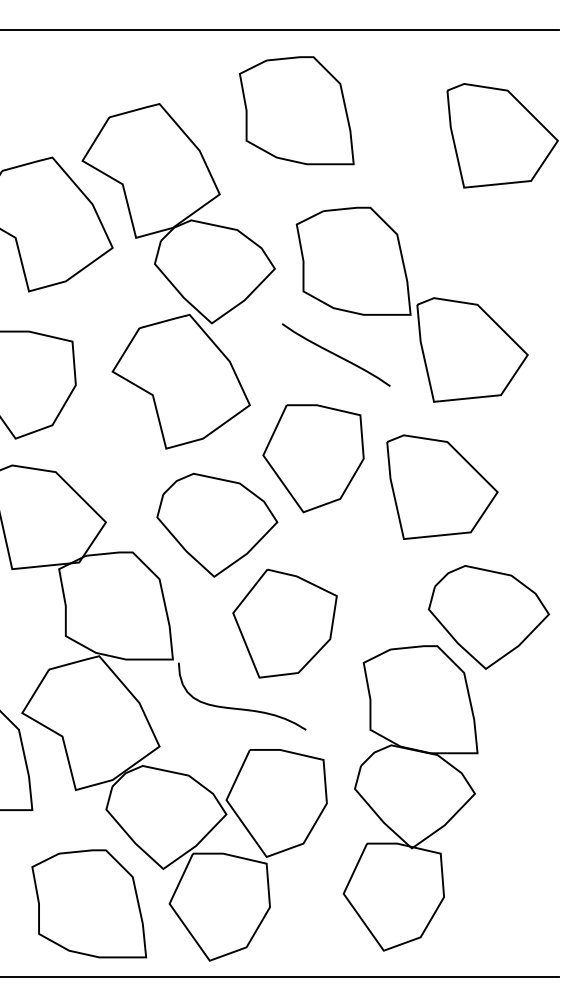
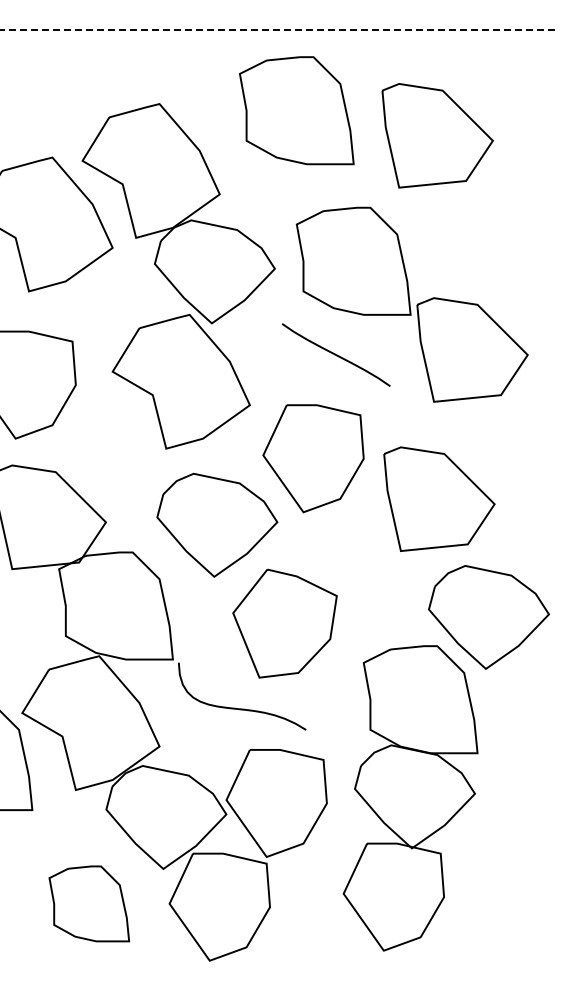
line: solid -> dashed (280, 30)
part position: (502, 135) -> (437, 135) (437, 135)
part position: (442, 486) -> (439, 498) (439, 498)
part size: 117x110 px -> 83x78 px (89, 903)
line: present -> none (280, 976)
